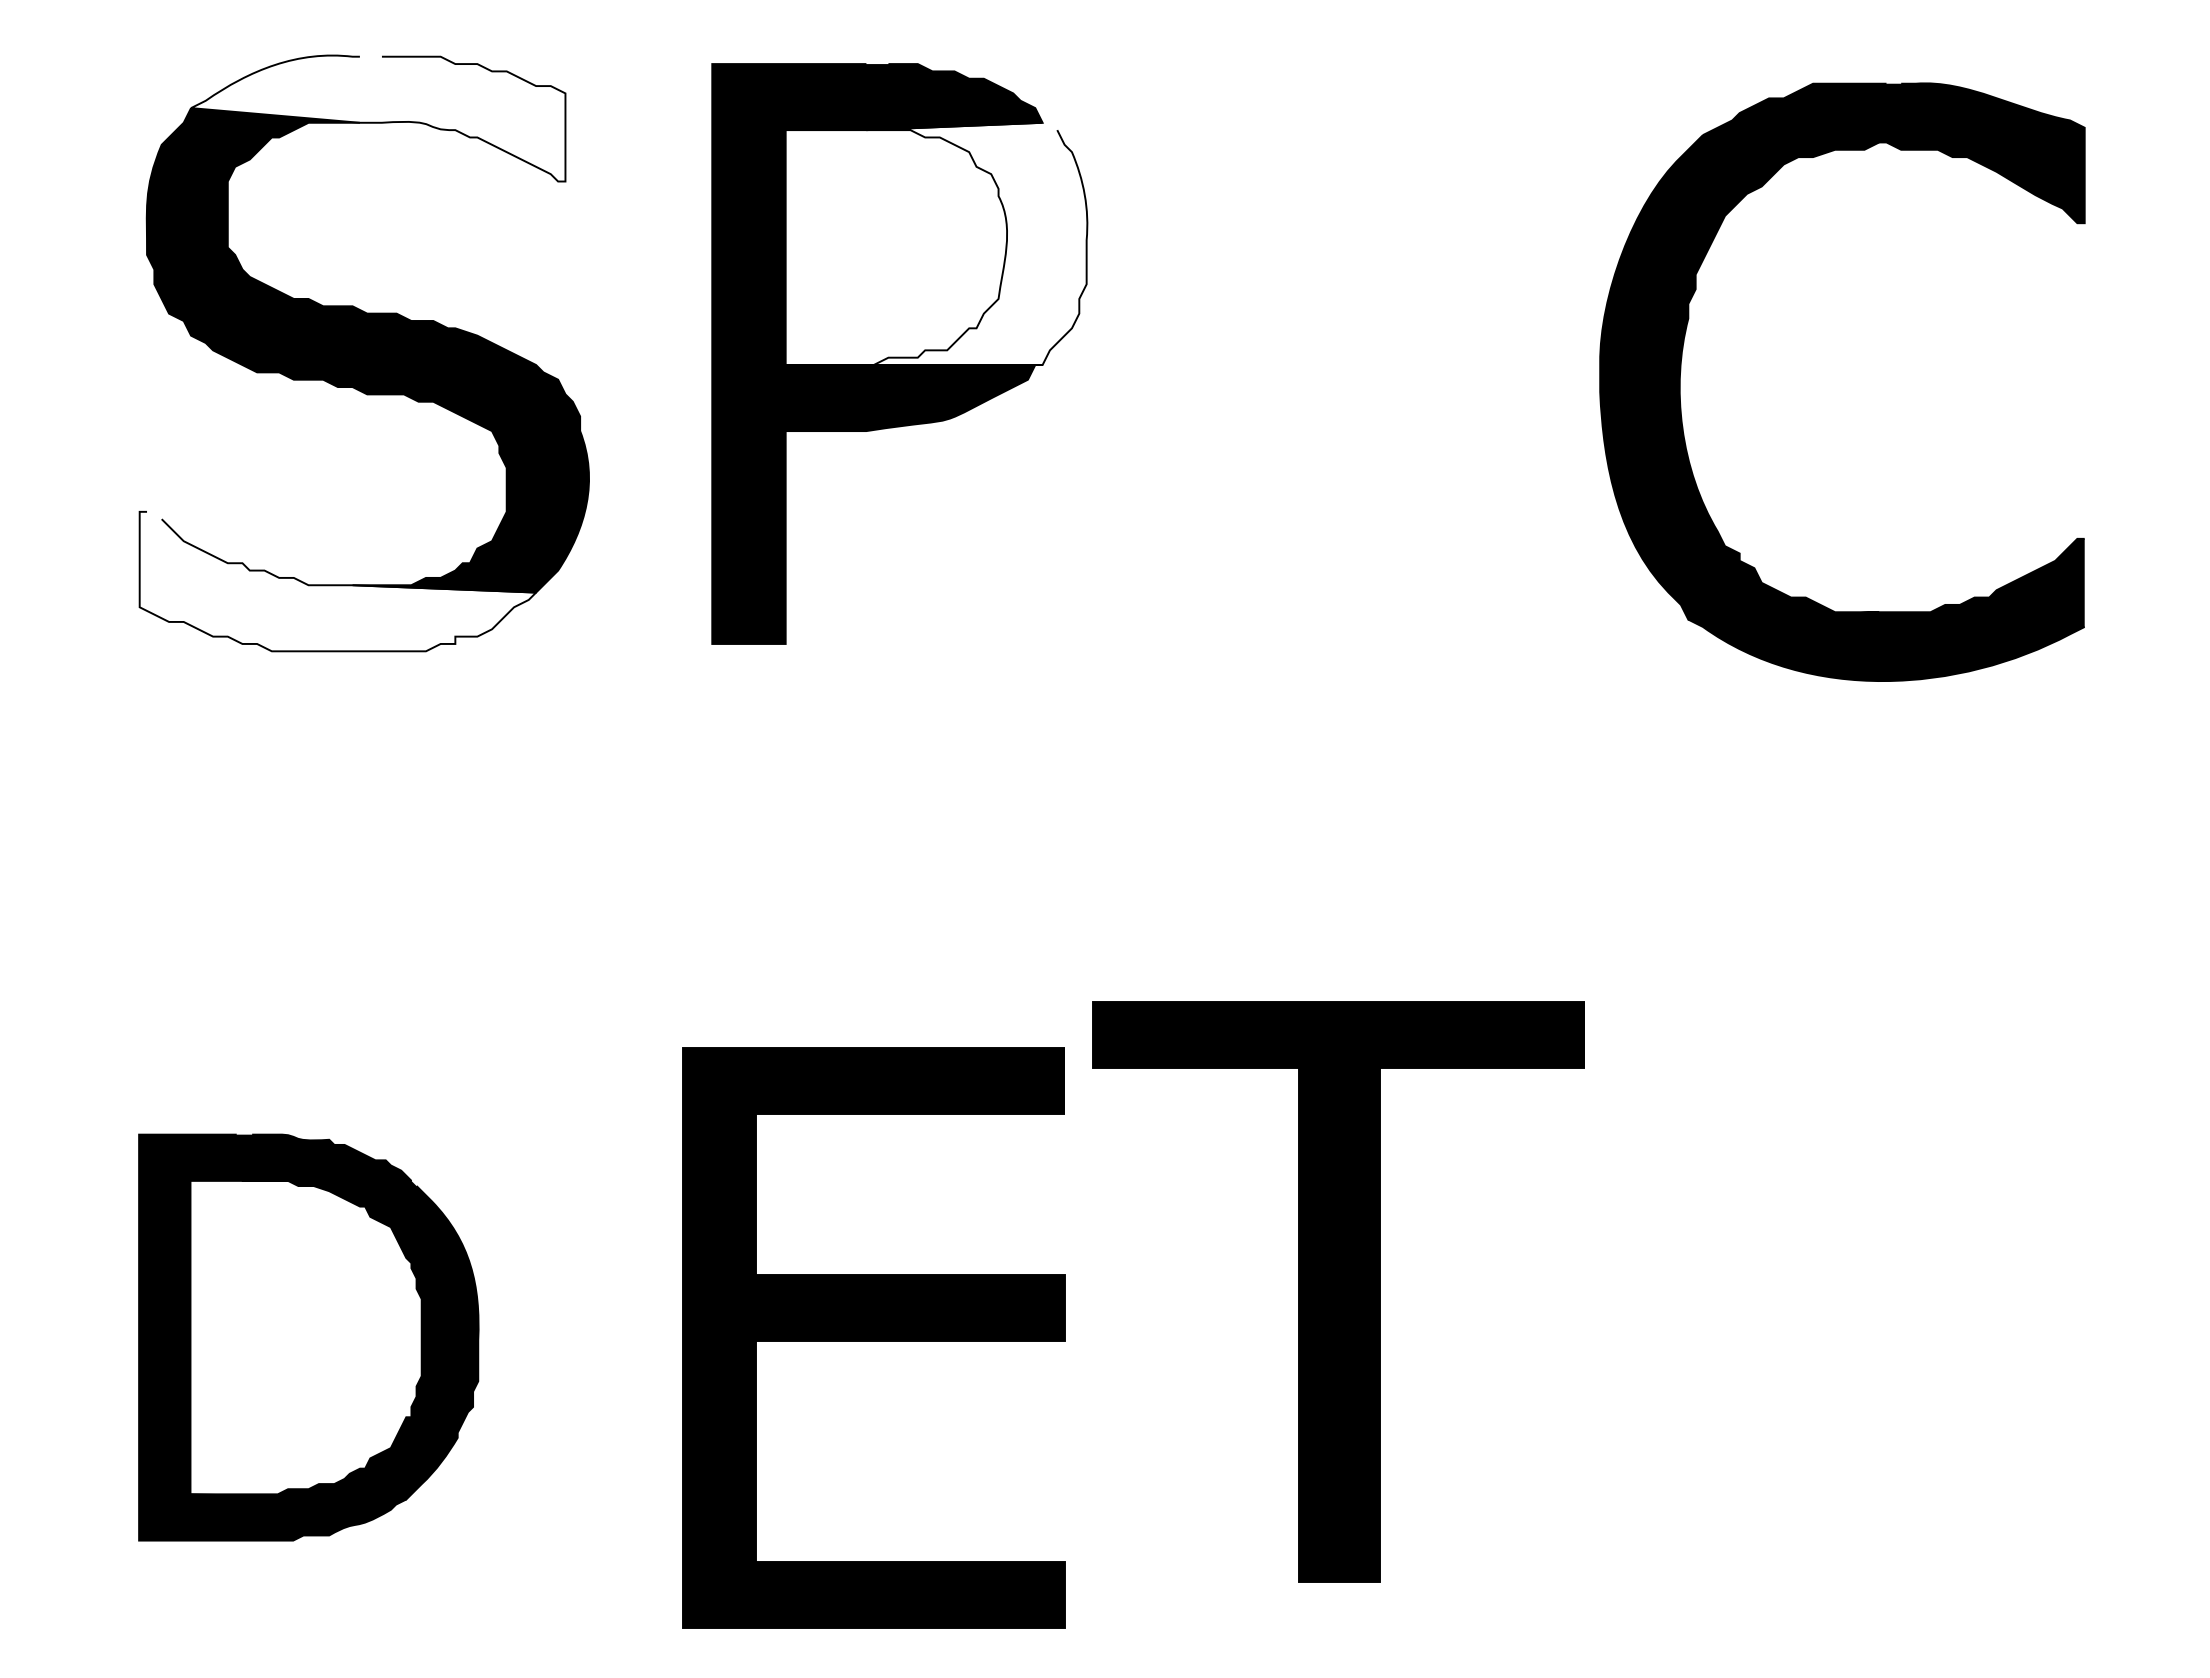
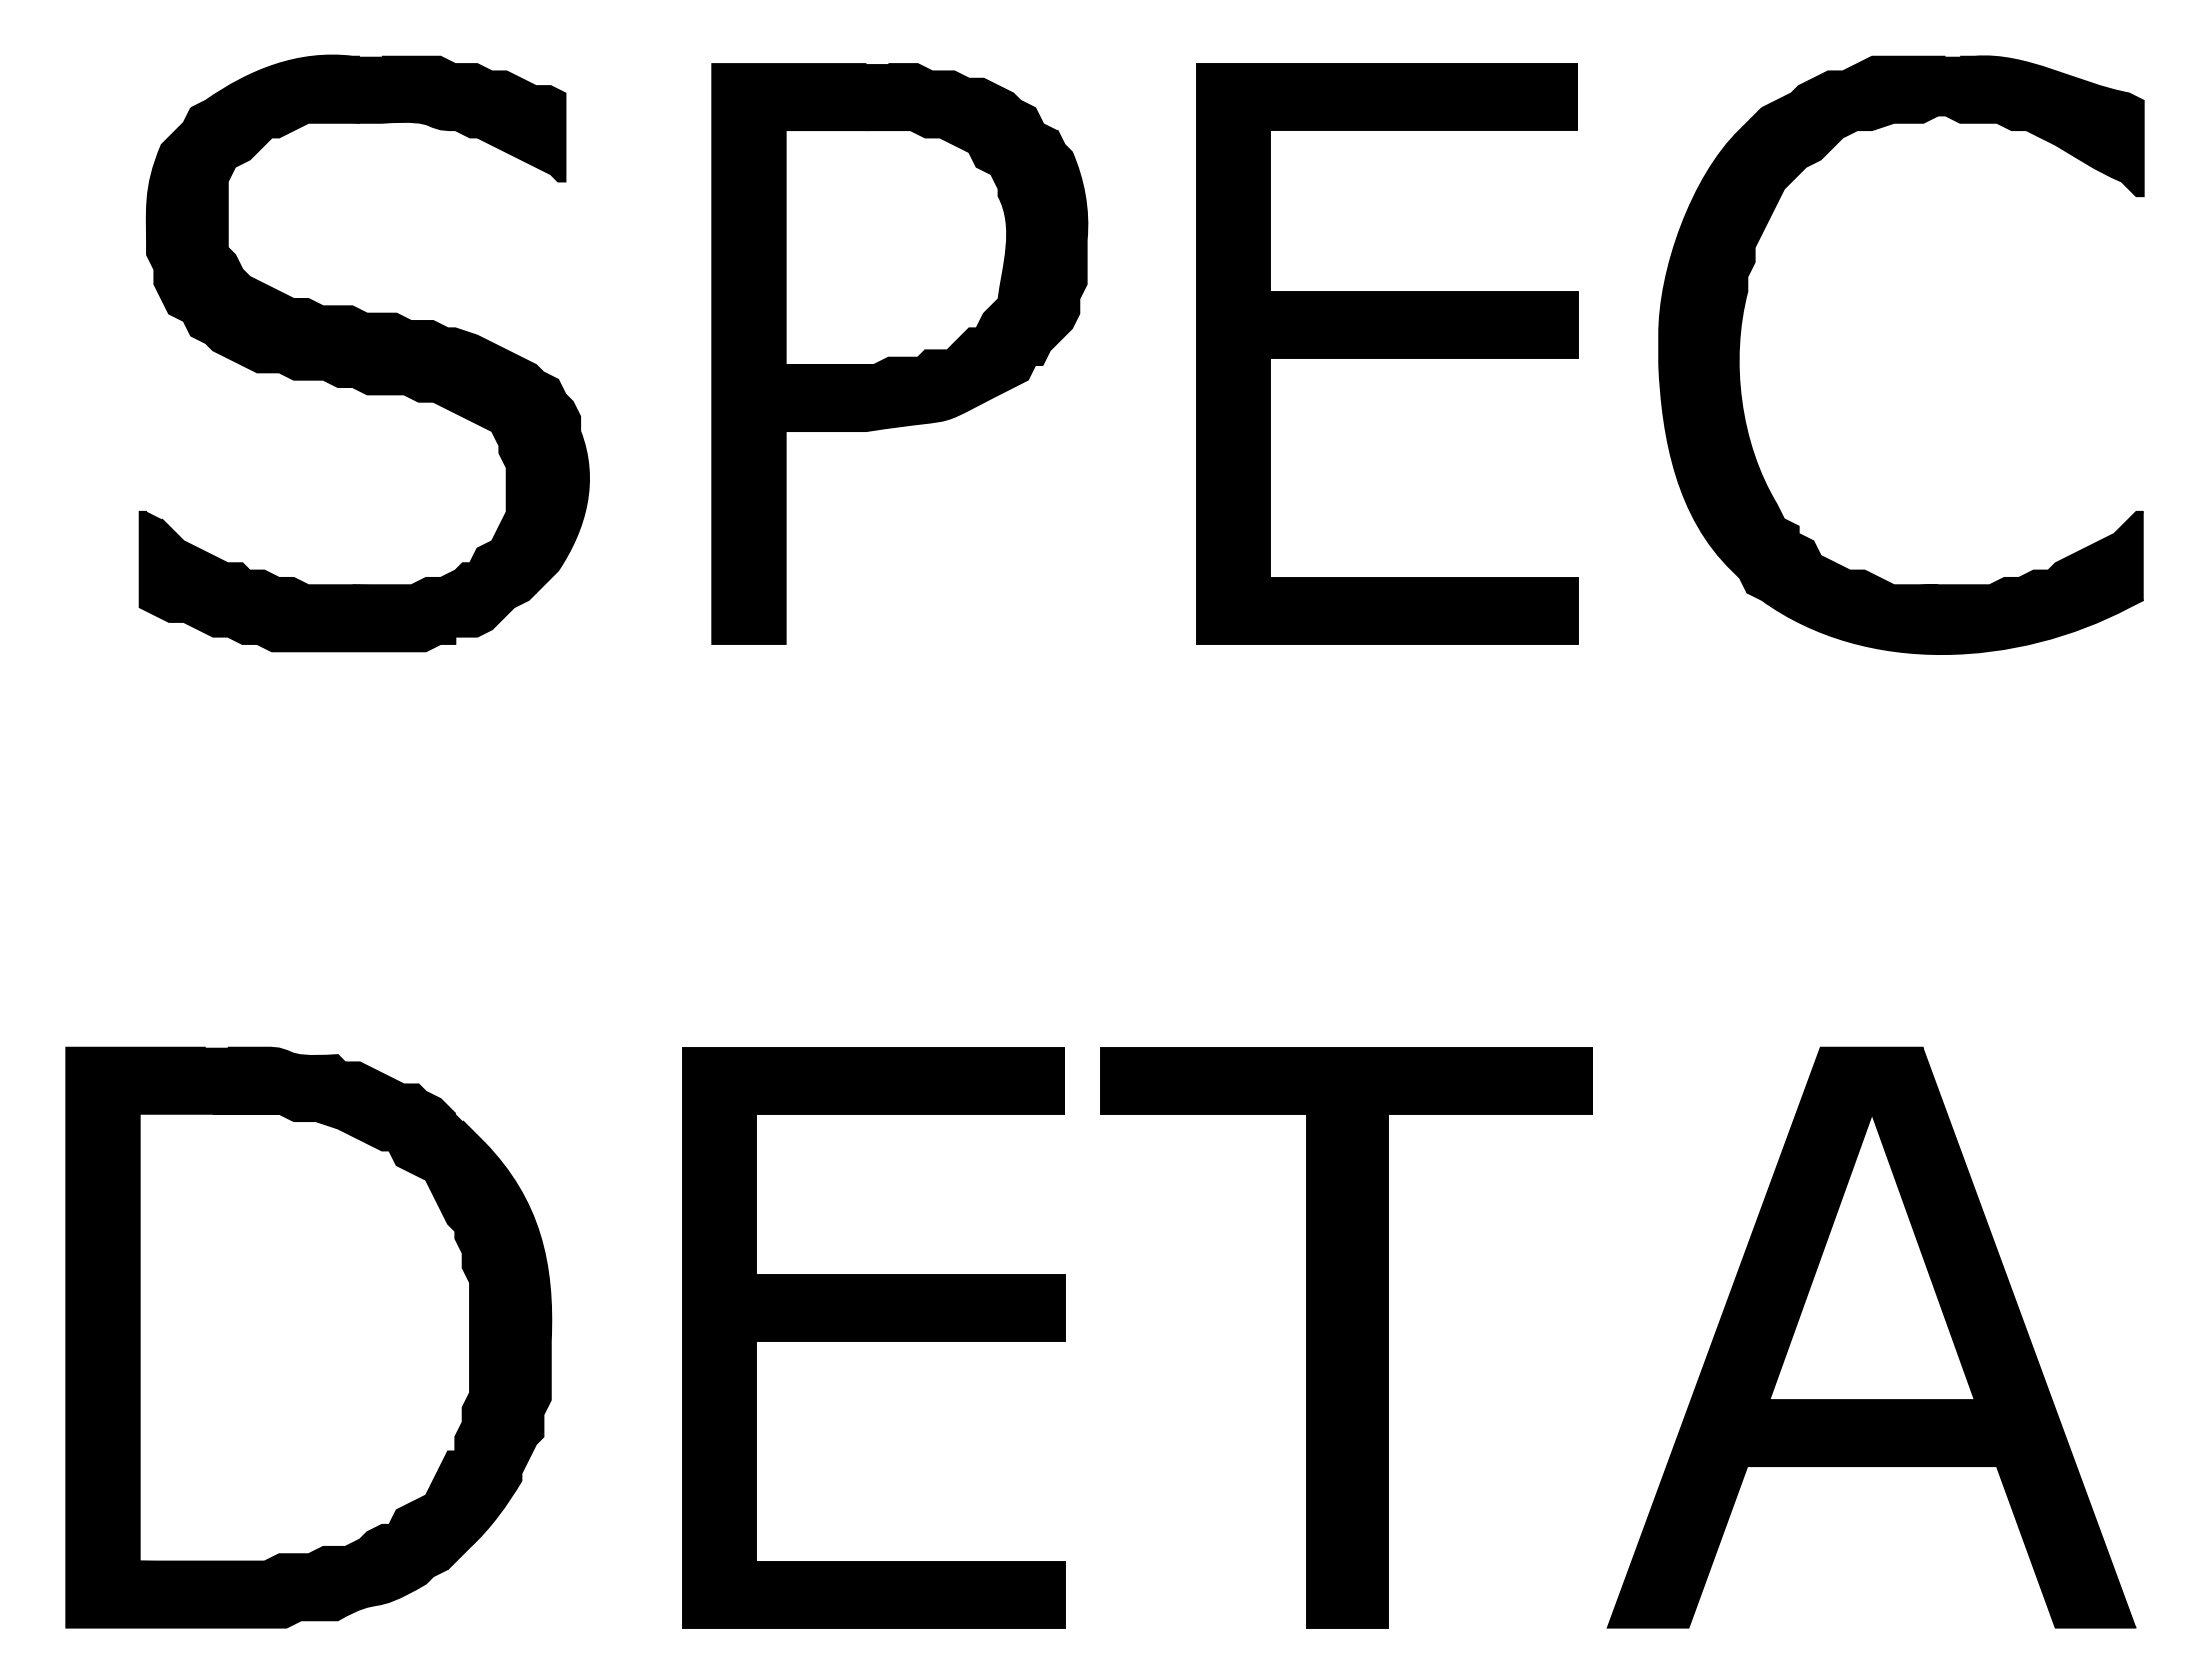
fill: none -> present (378, 118)
fill: none -> present (936, 243)
part: none -> present (1387, 353)
part position: (1681, 371) -> (1740, 344) (1740, 344)
fill: none -> present (337, 581)
part position: (1338, 1291) -> (1346, 1337) (1346, 1337)
part size: 342x409 px -> 488x583 px (308, 1337)
part: none -> present (1871, 1337)
